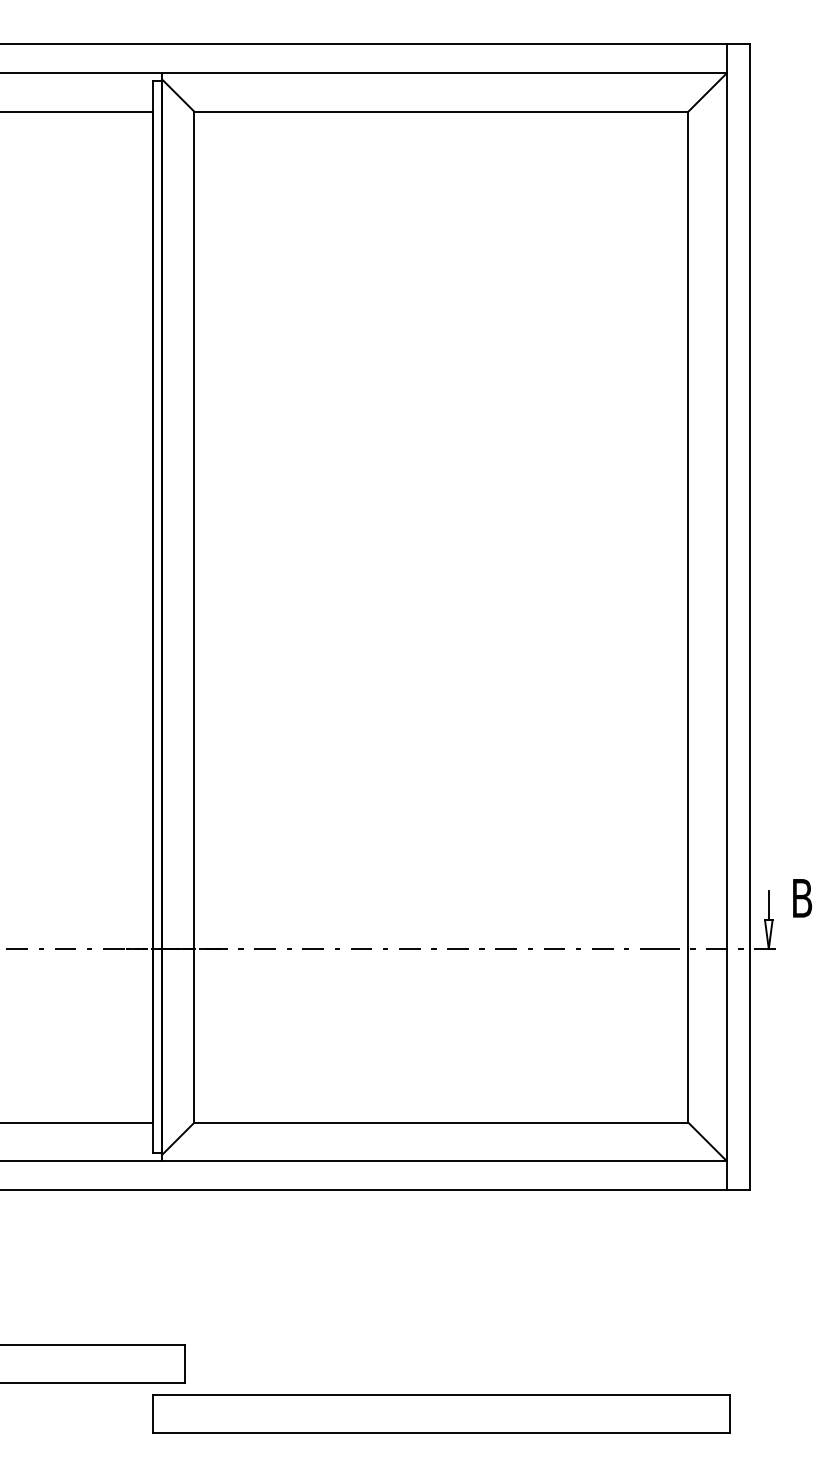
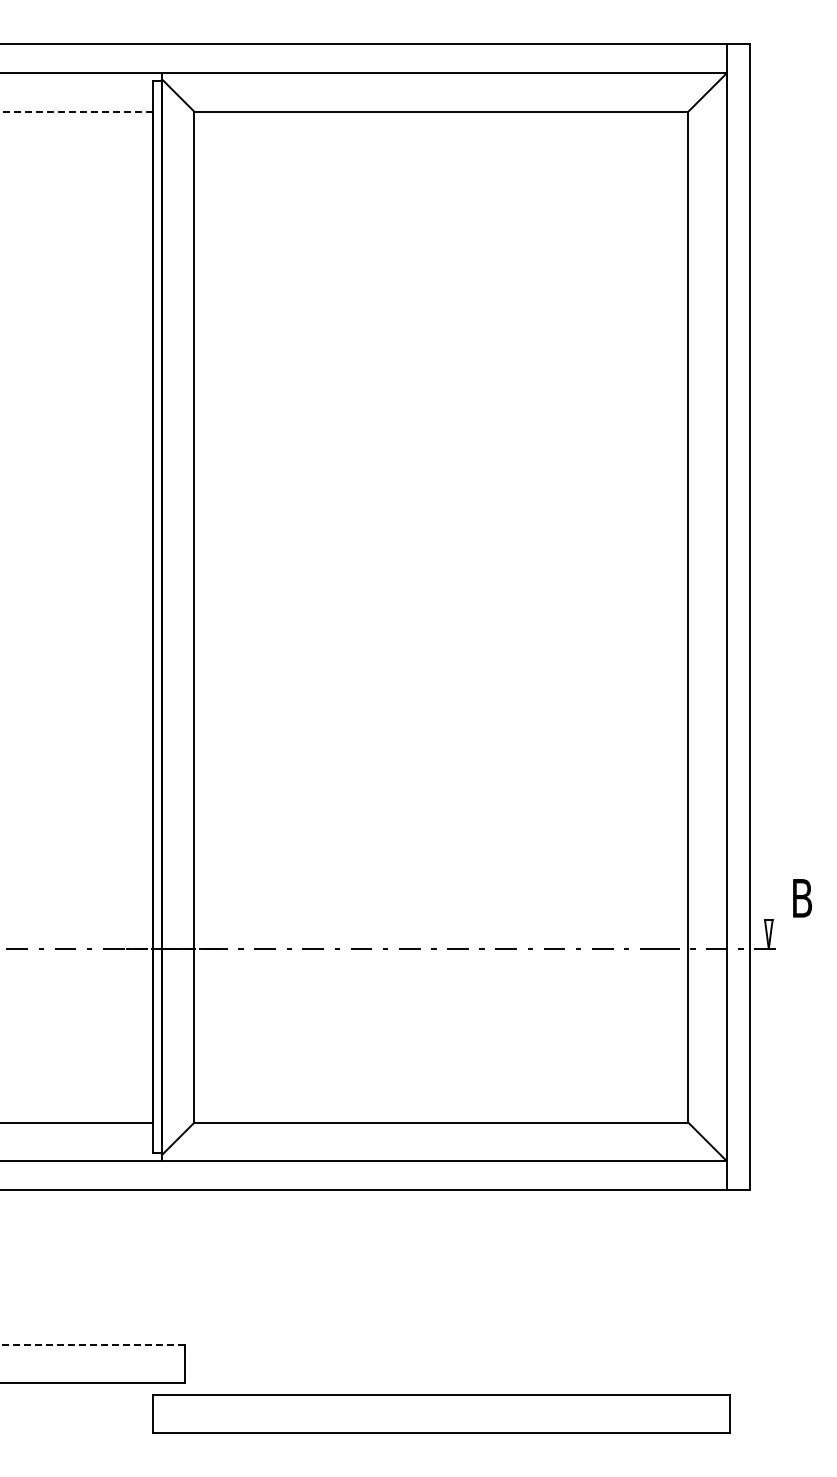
line: solid -> dashed (76, 111)
line: present -> none (768, 905)
line: solid -> dashed (91, 1345)
